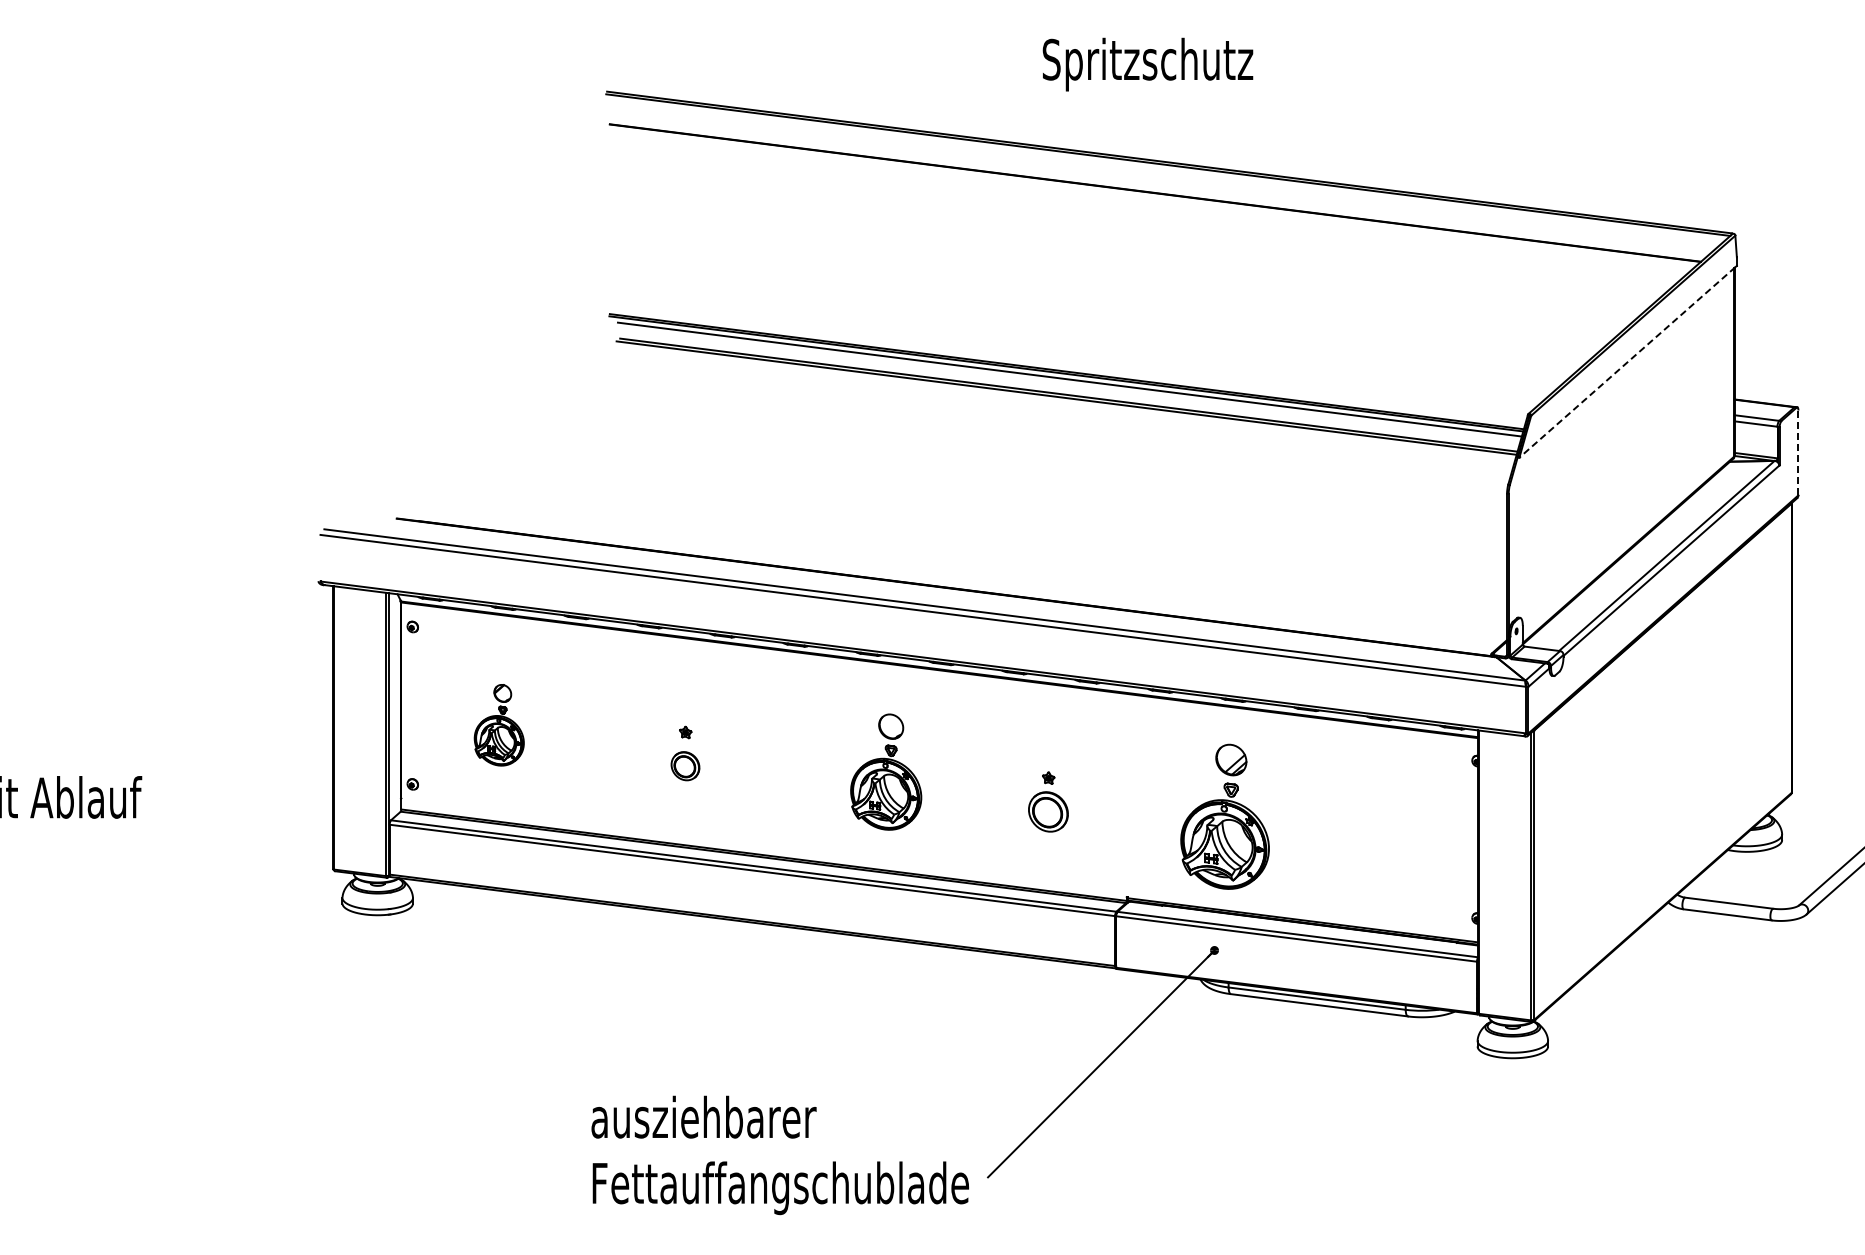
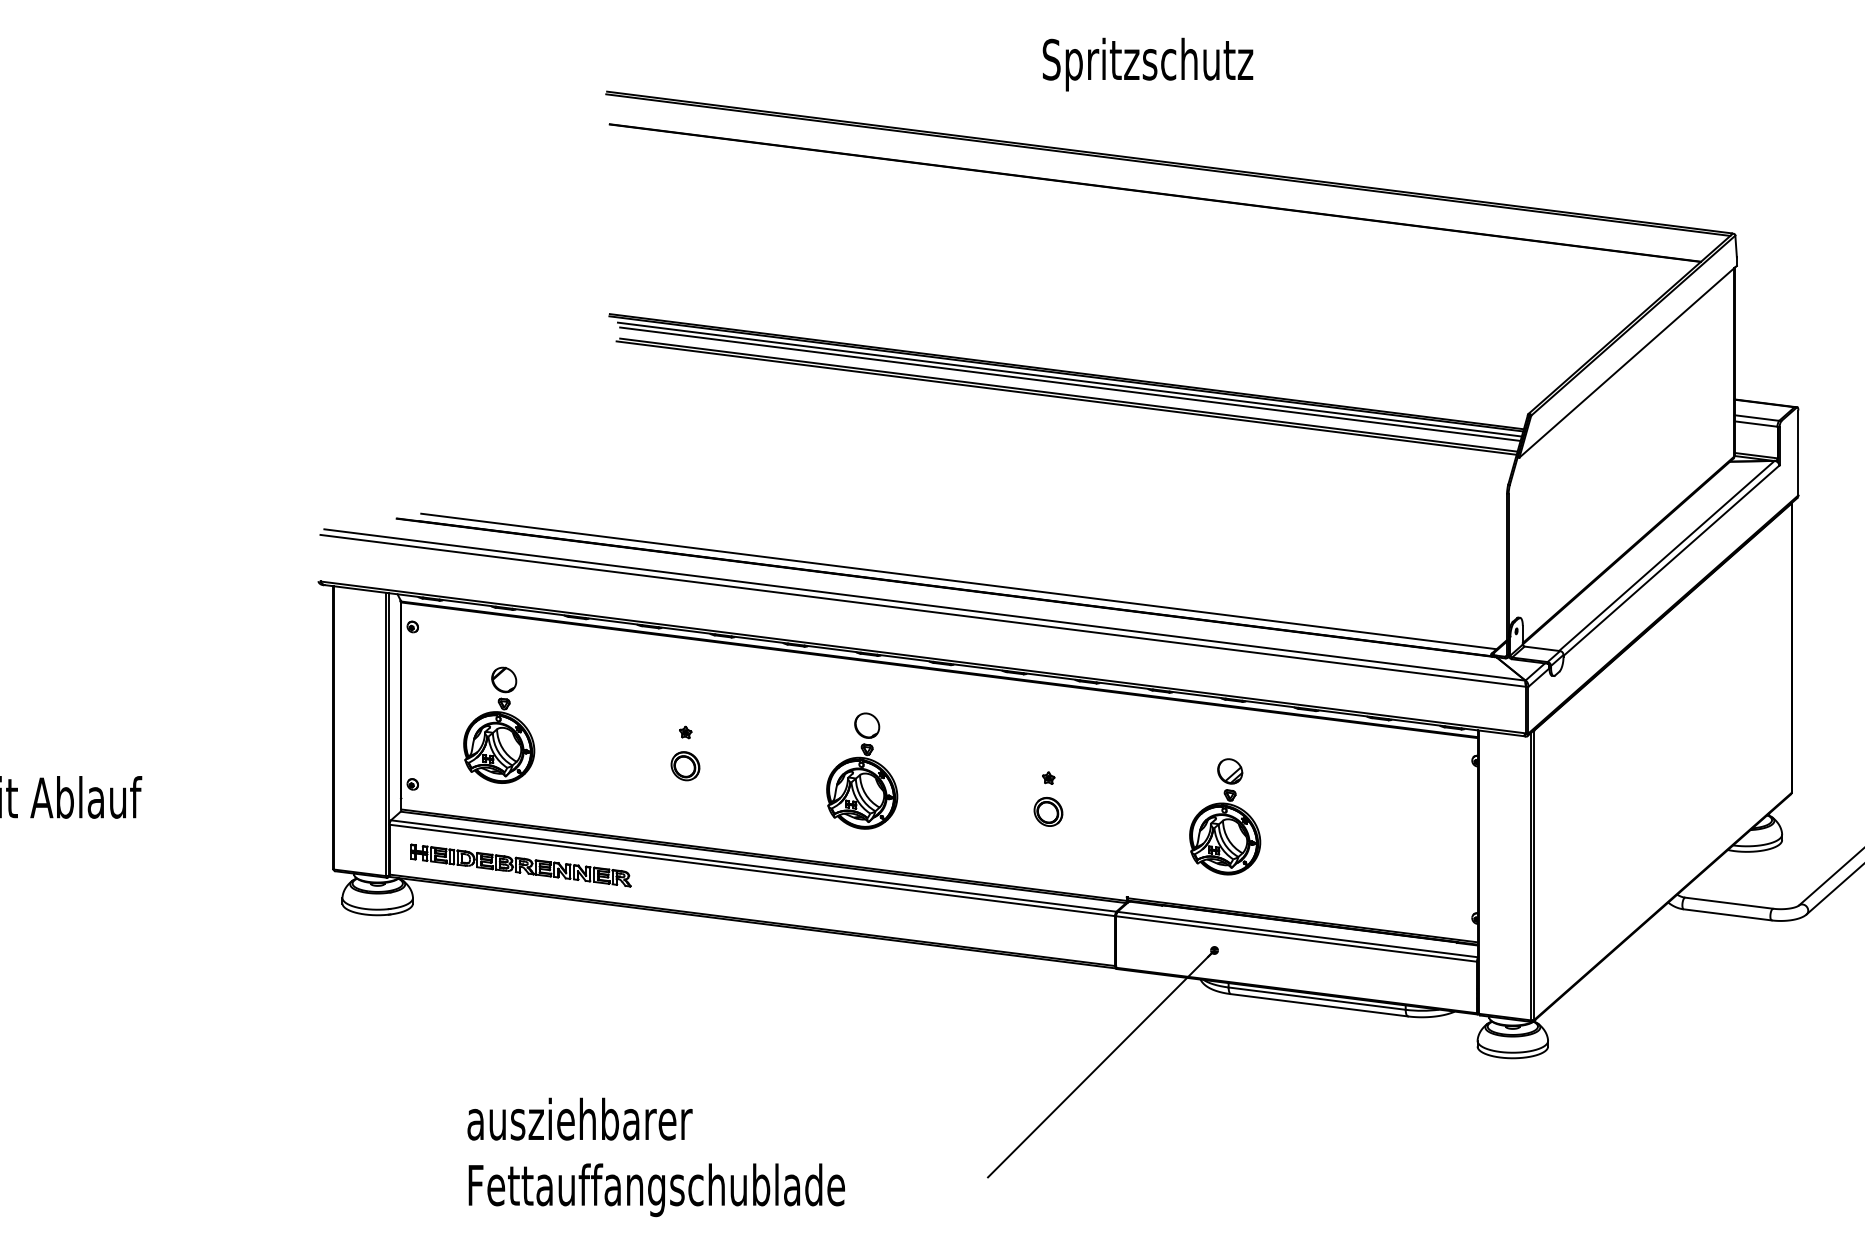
line: dashed -> solid (1627, 362)
line: none -> present (1070, 383)
line: dashed -> solid (1798, 453)
line: none -> present (958, 581)
part size: 52x83 px -> 73x118 px (499, 724)
part position: (886, 771) -> (862, 770) (862, 770)
part size: 41x42 px -> 31x30 px (1048, 811)
part size: 90x147 px -> 73x118 px (1225, 816)
part: none -> present (520, 865)
text position: (779, 1155) -> (655, 1157) (655, 1157)
